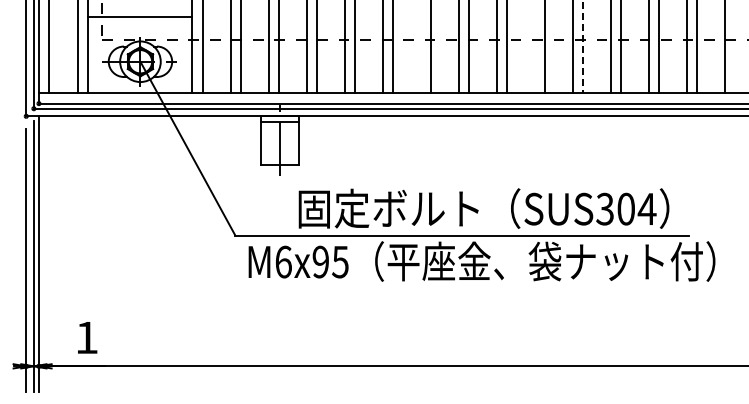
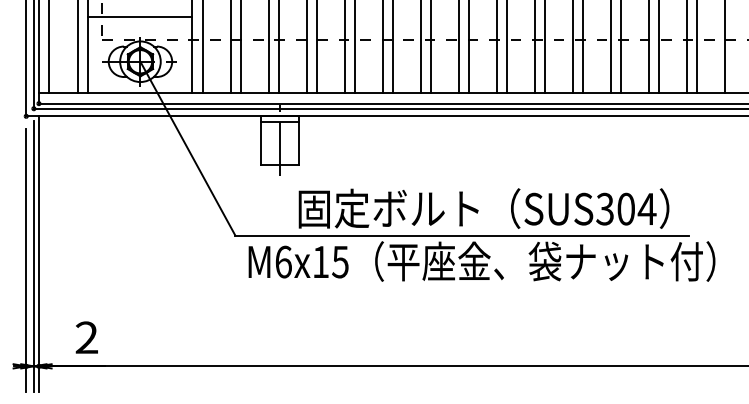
line: none -> present (420, 47)
line: none -> present (535, 47)
line: dashed -> solid (583, 47)
text: M6x95 -> M6x15 (320, 261)
text: 1 -> 2 (86, 337)
